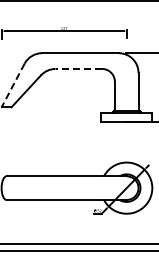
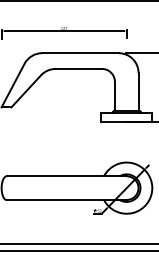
line: dashed -> solid (78, 68)
line: dashed -> solid (13, 85)
